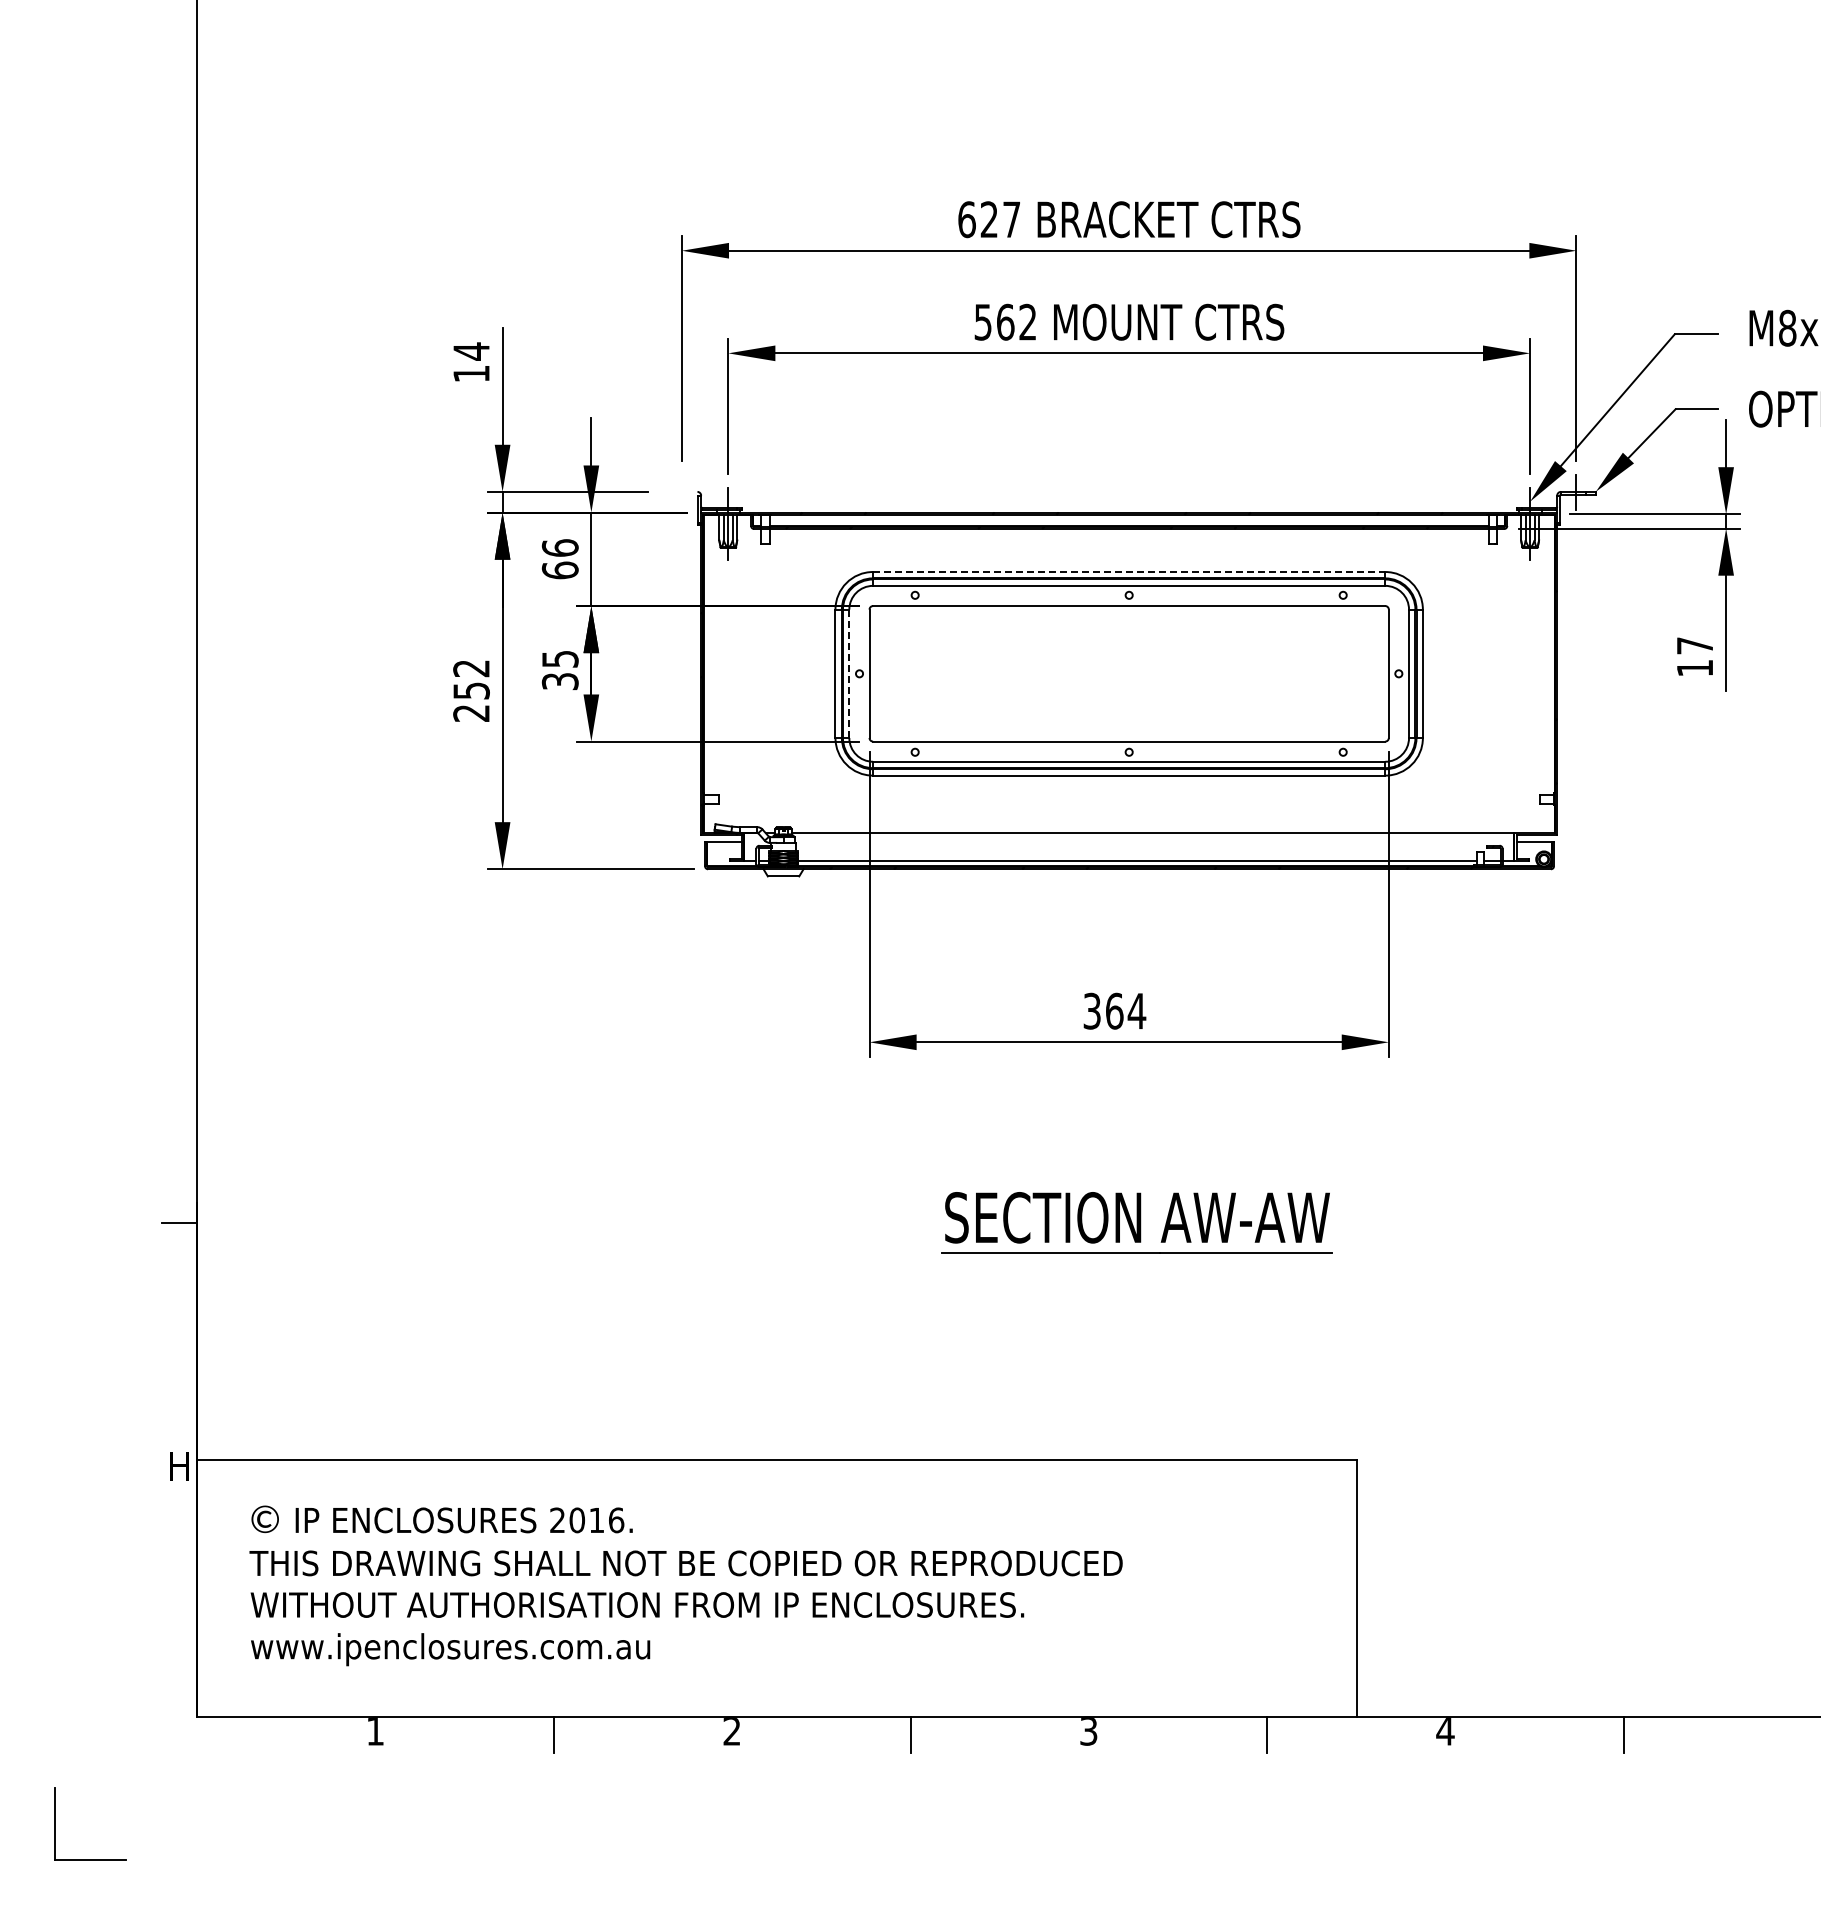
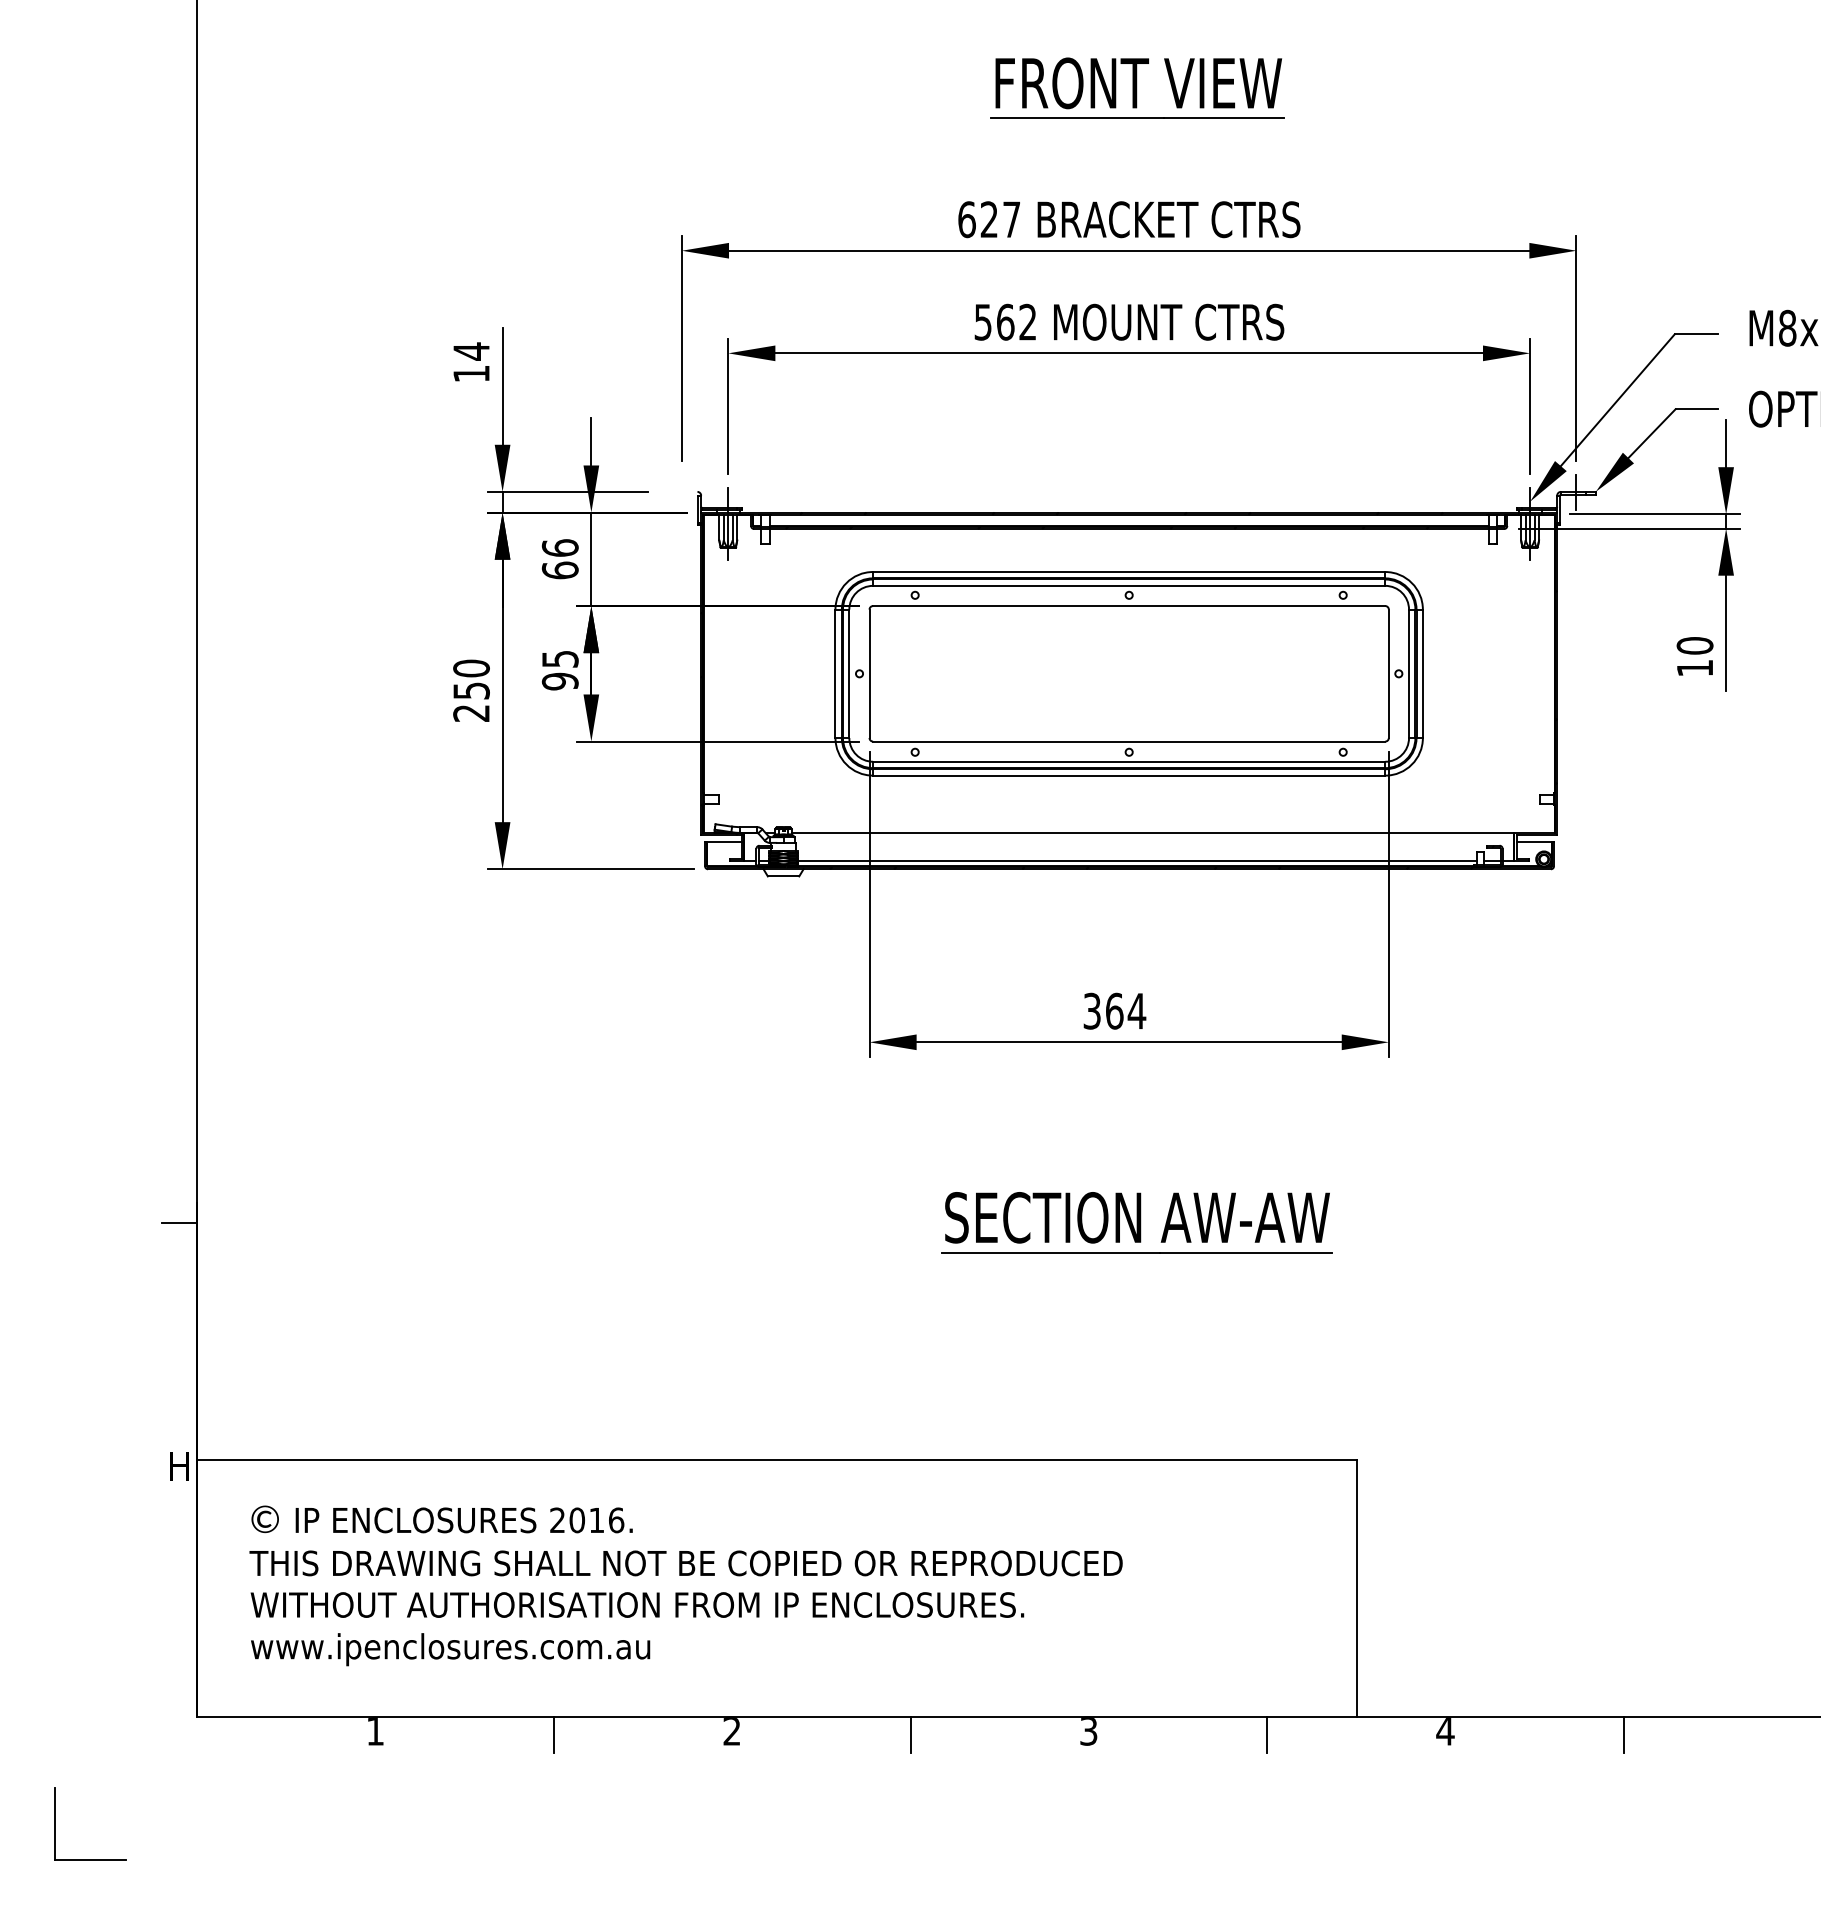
part: none -> present (1137, 87)
line: dashed -> solid (1129, 572)
text: 17 -> 10 (1694, 645)
text: 252 -> 250 (471, 668)
line: dashed -> solid (849, 674)
text: 35 -> 95 (560, 681)
